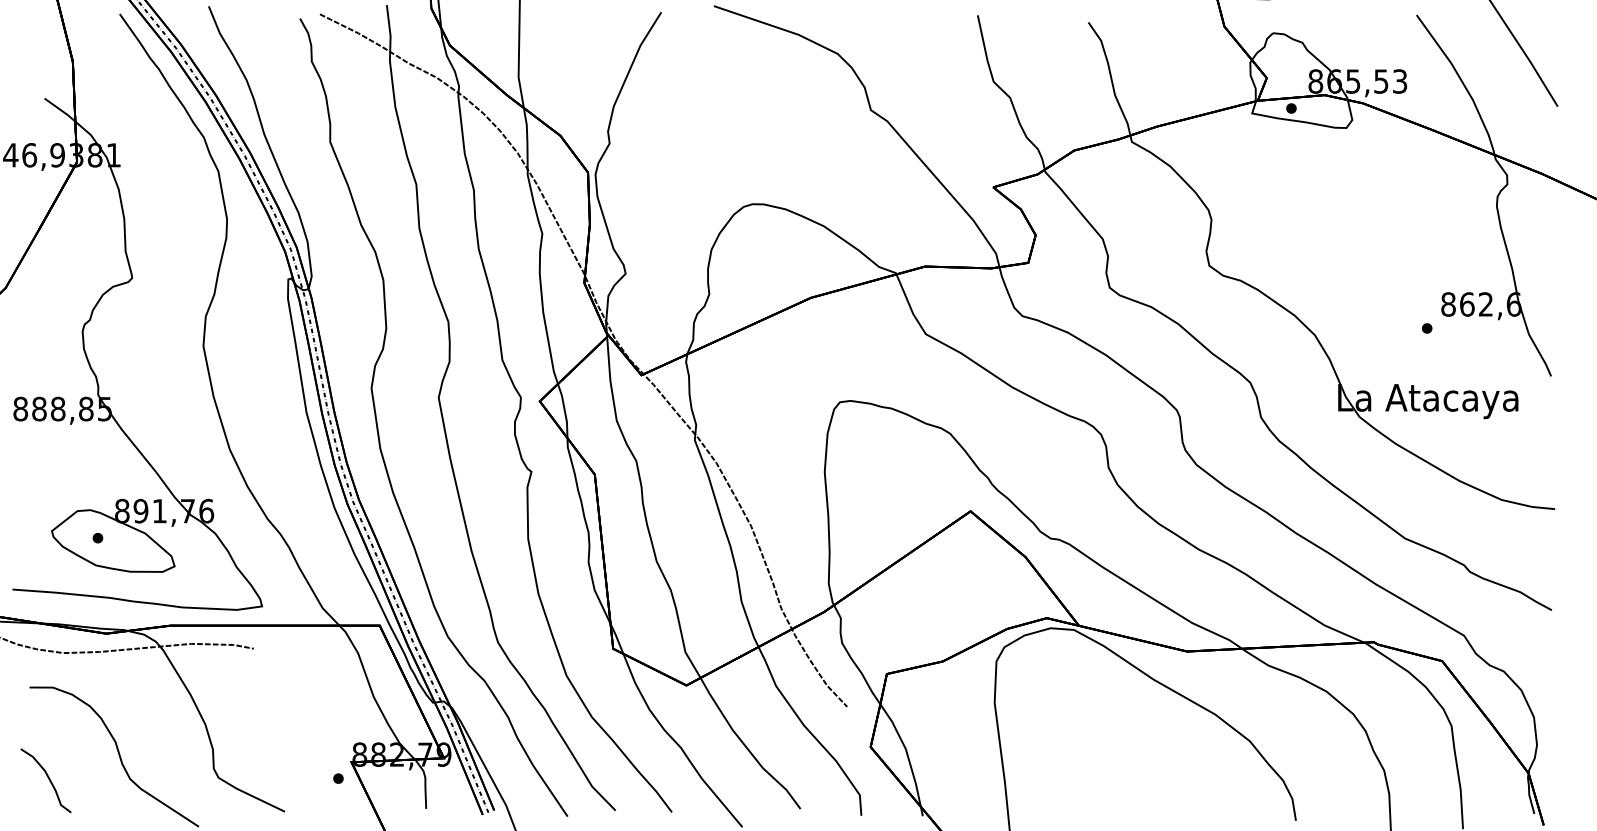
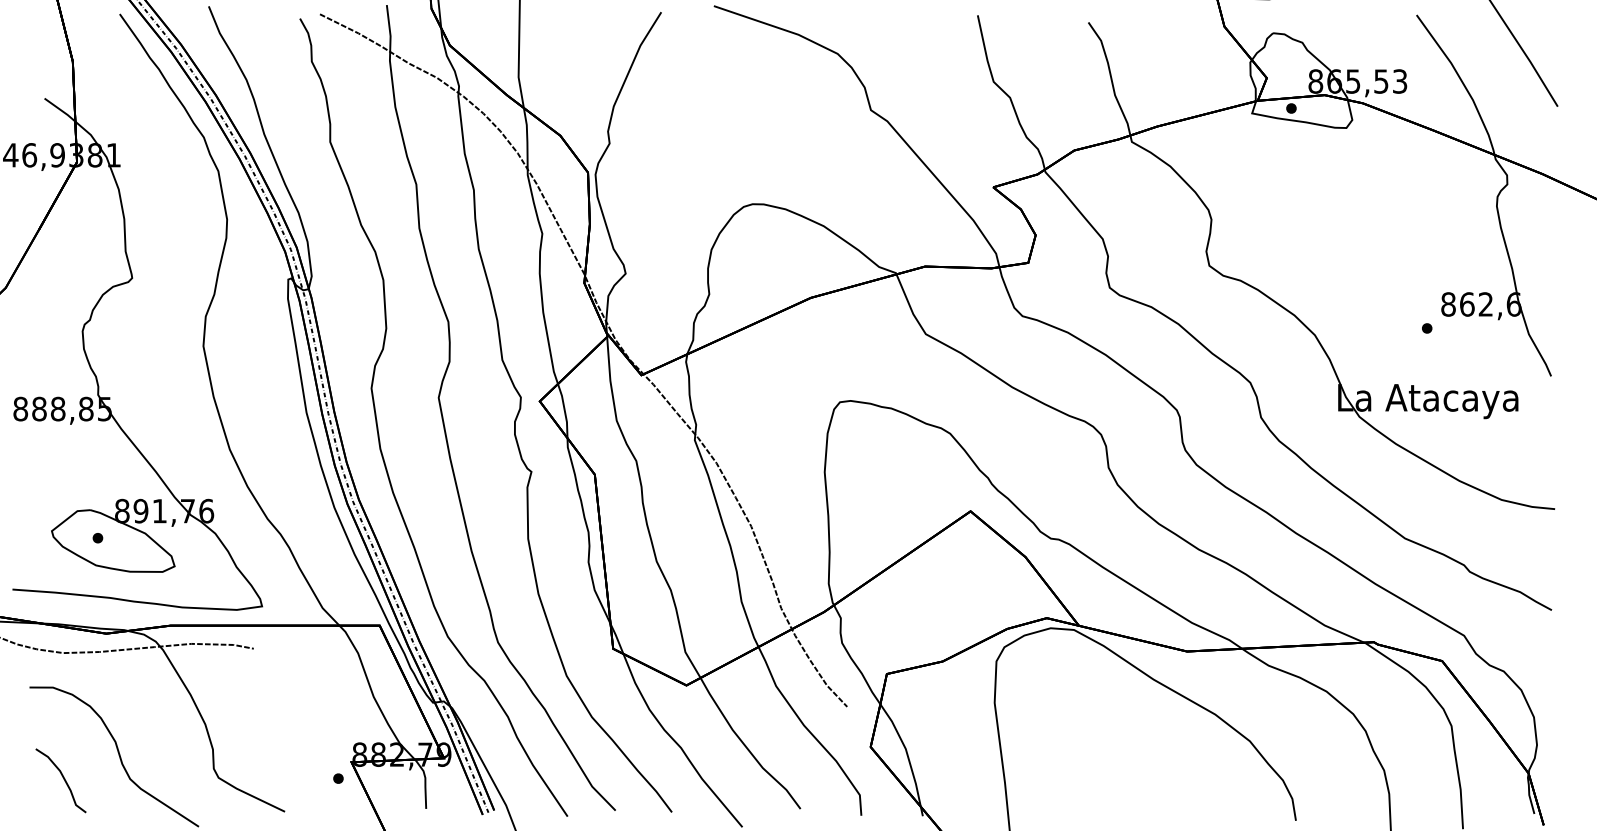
curve position: (48, 779) -> (63, 779) (63, 779)
